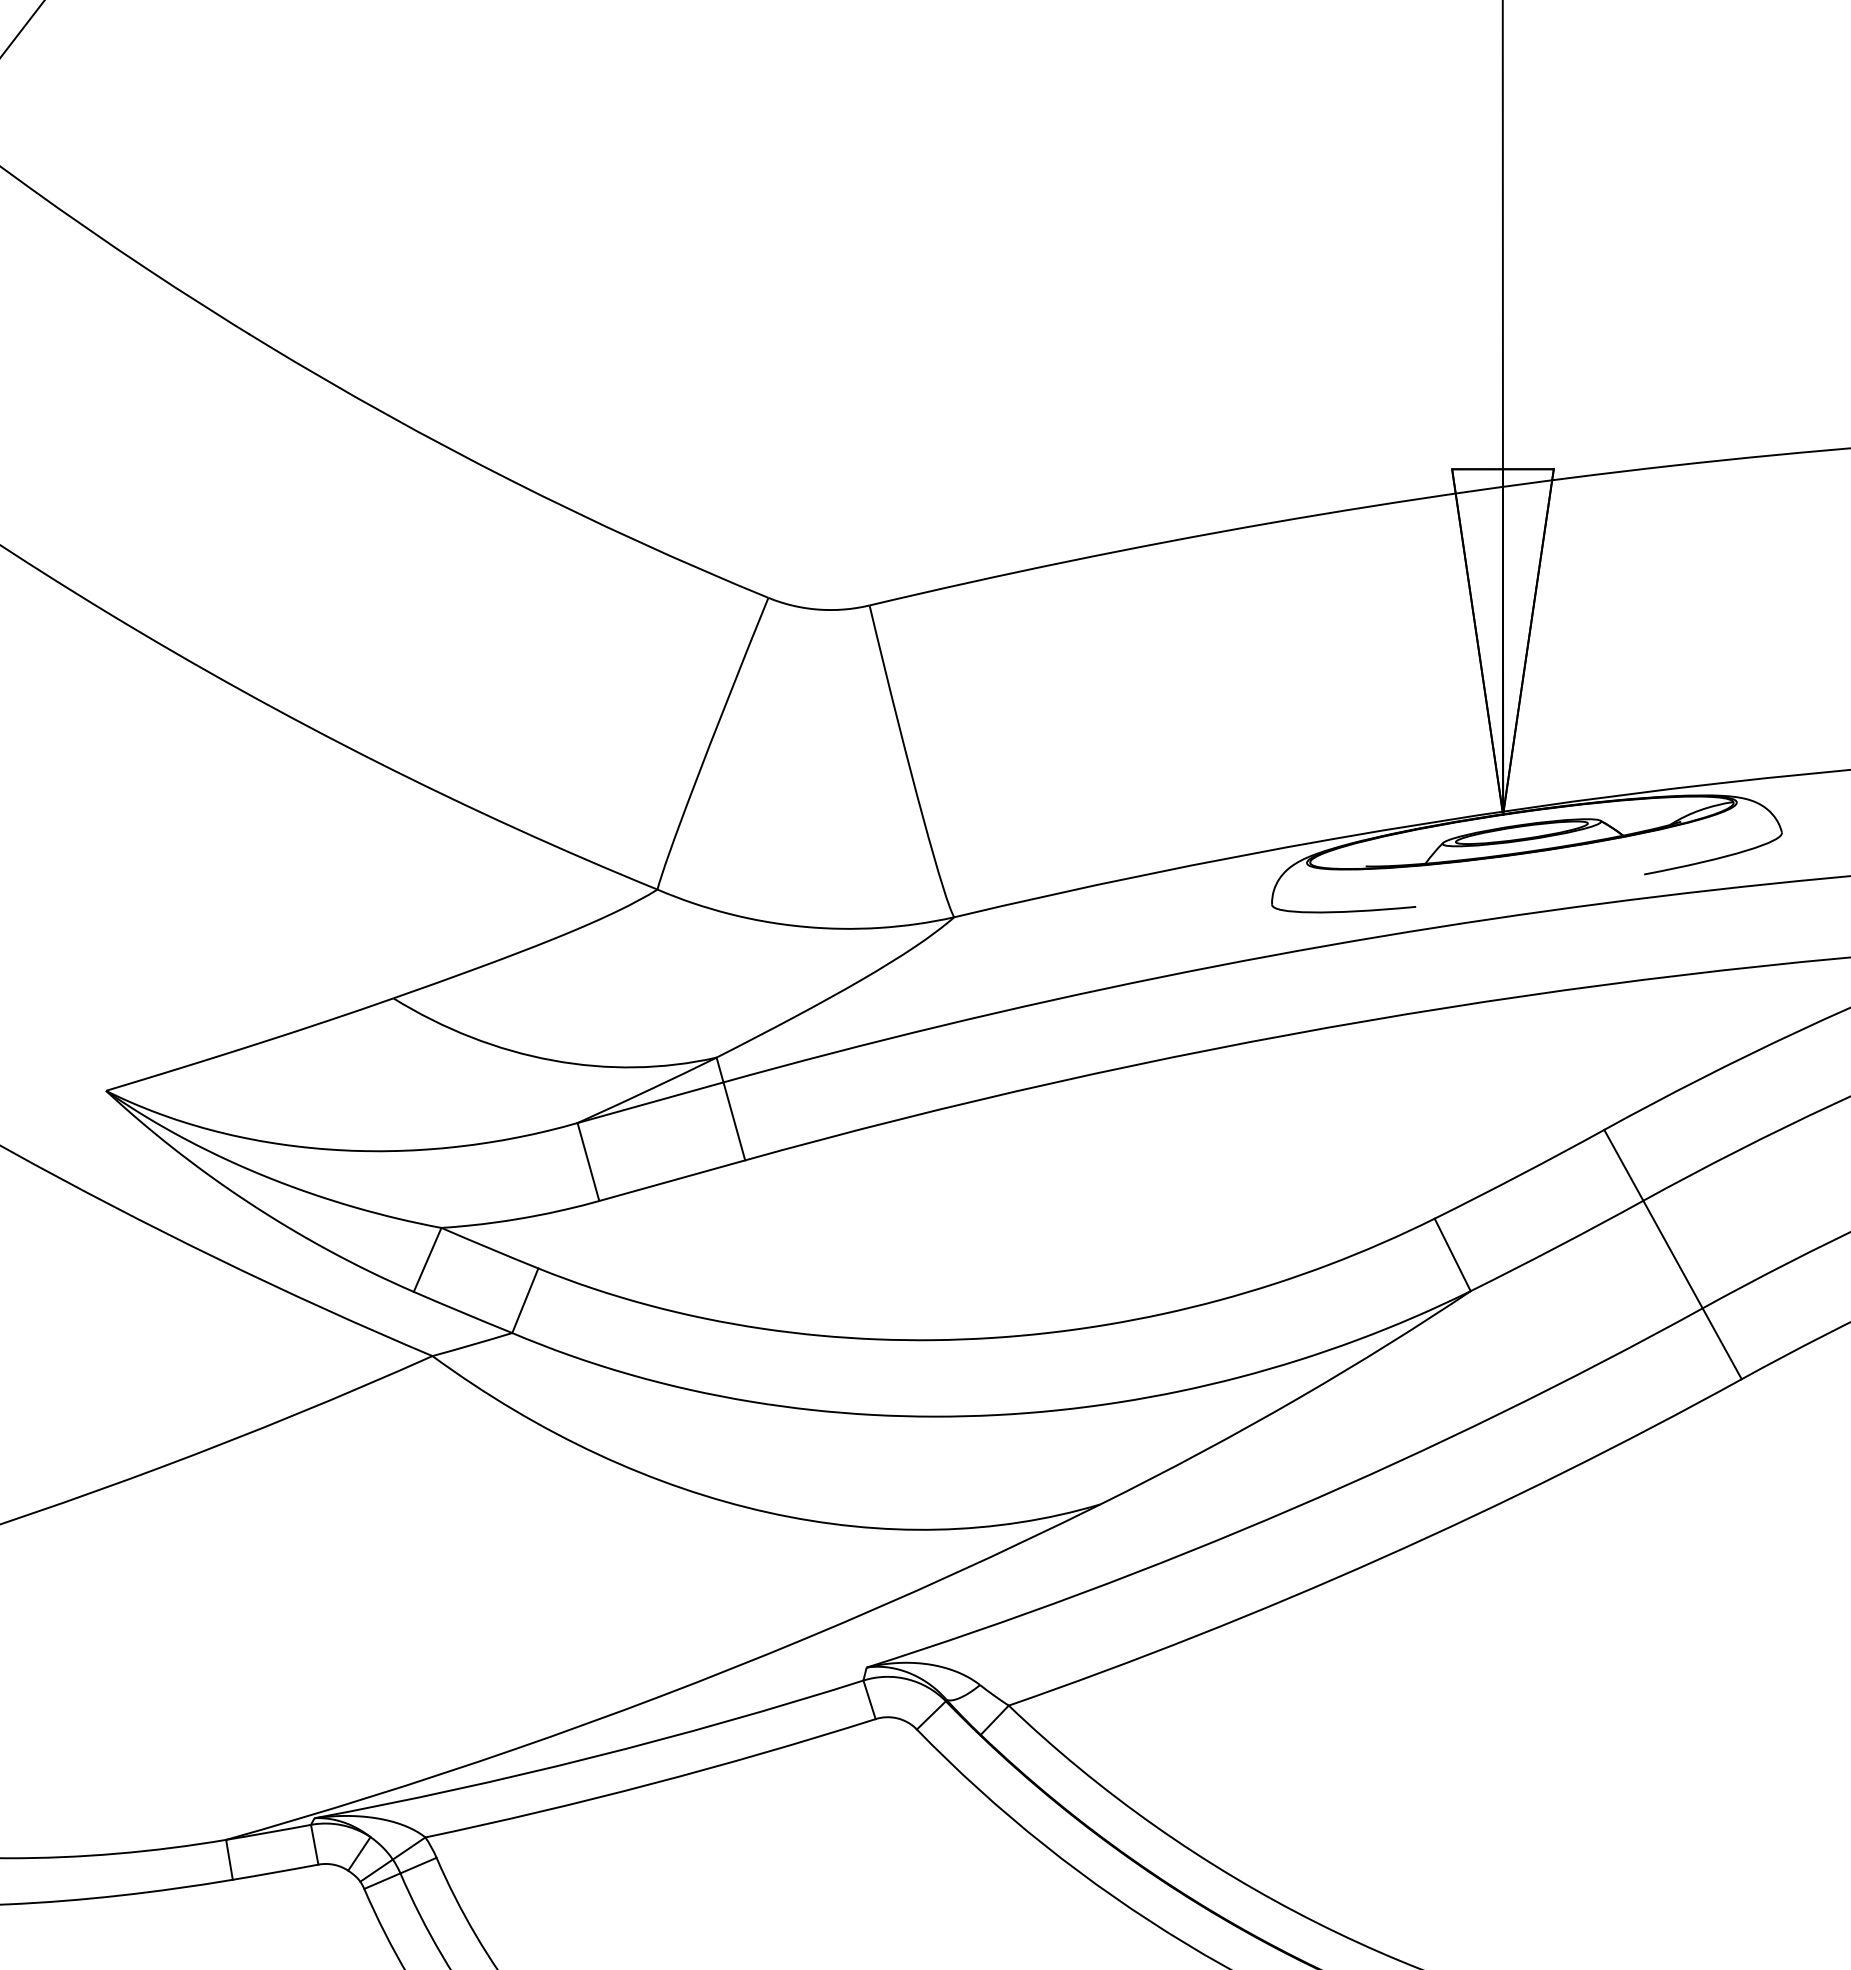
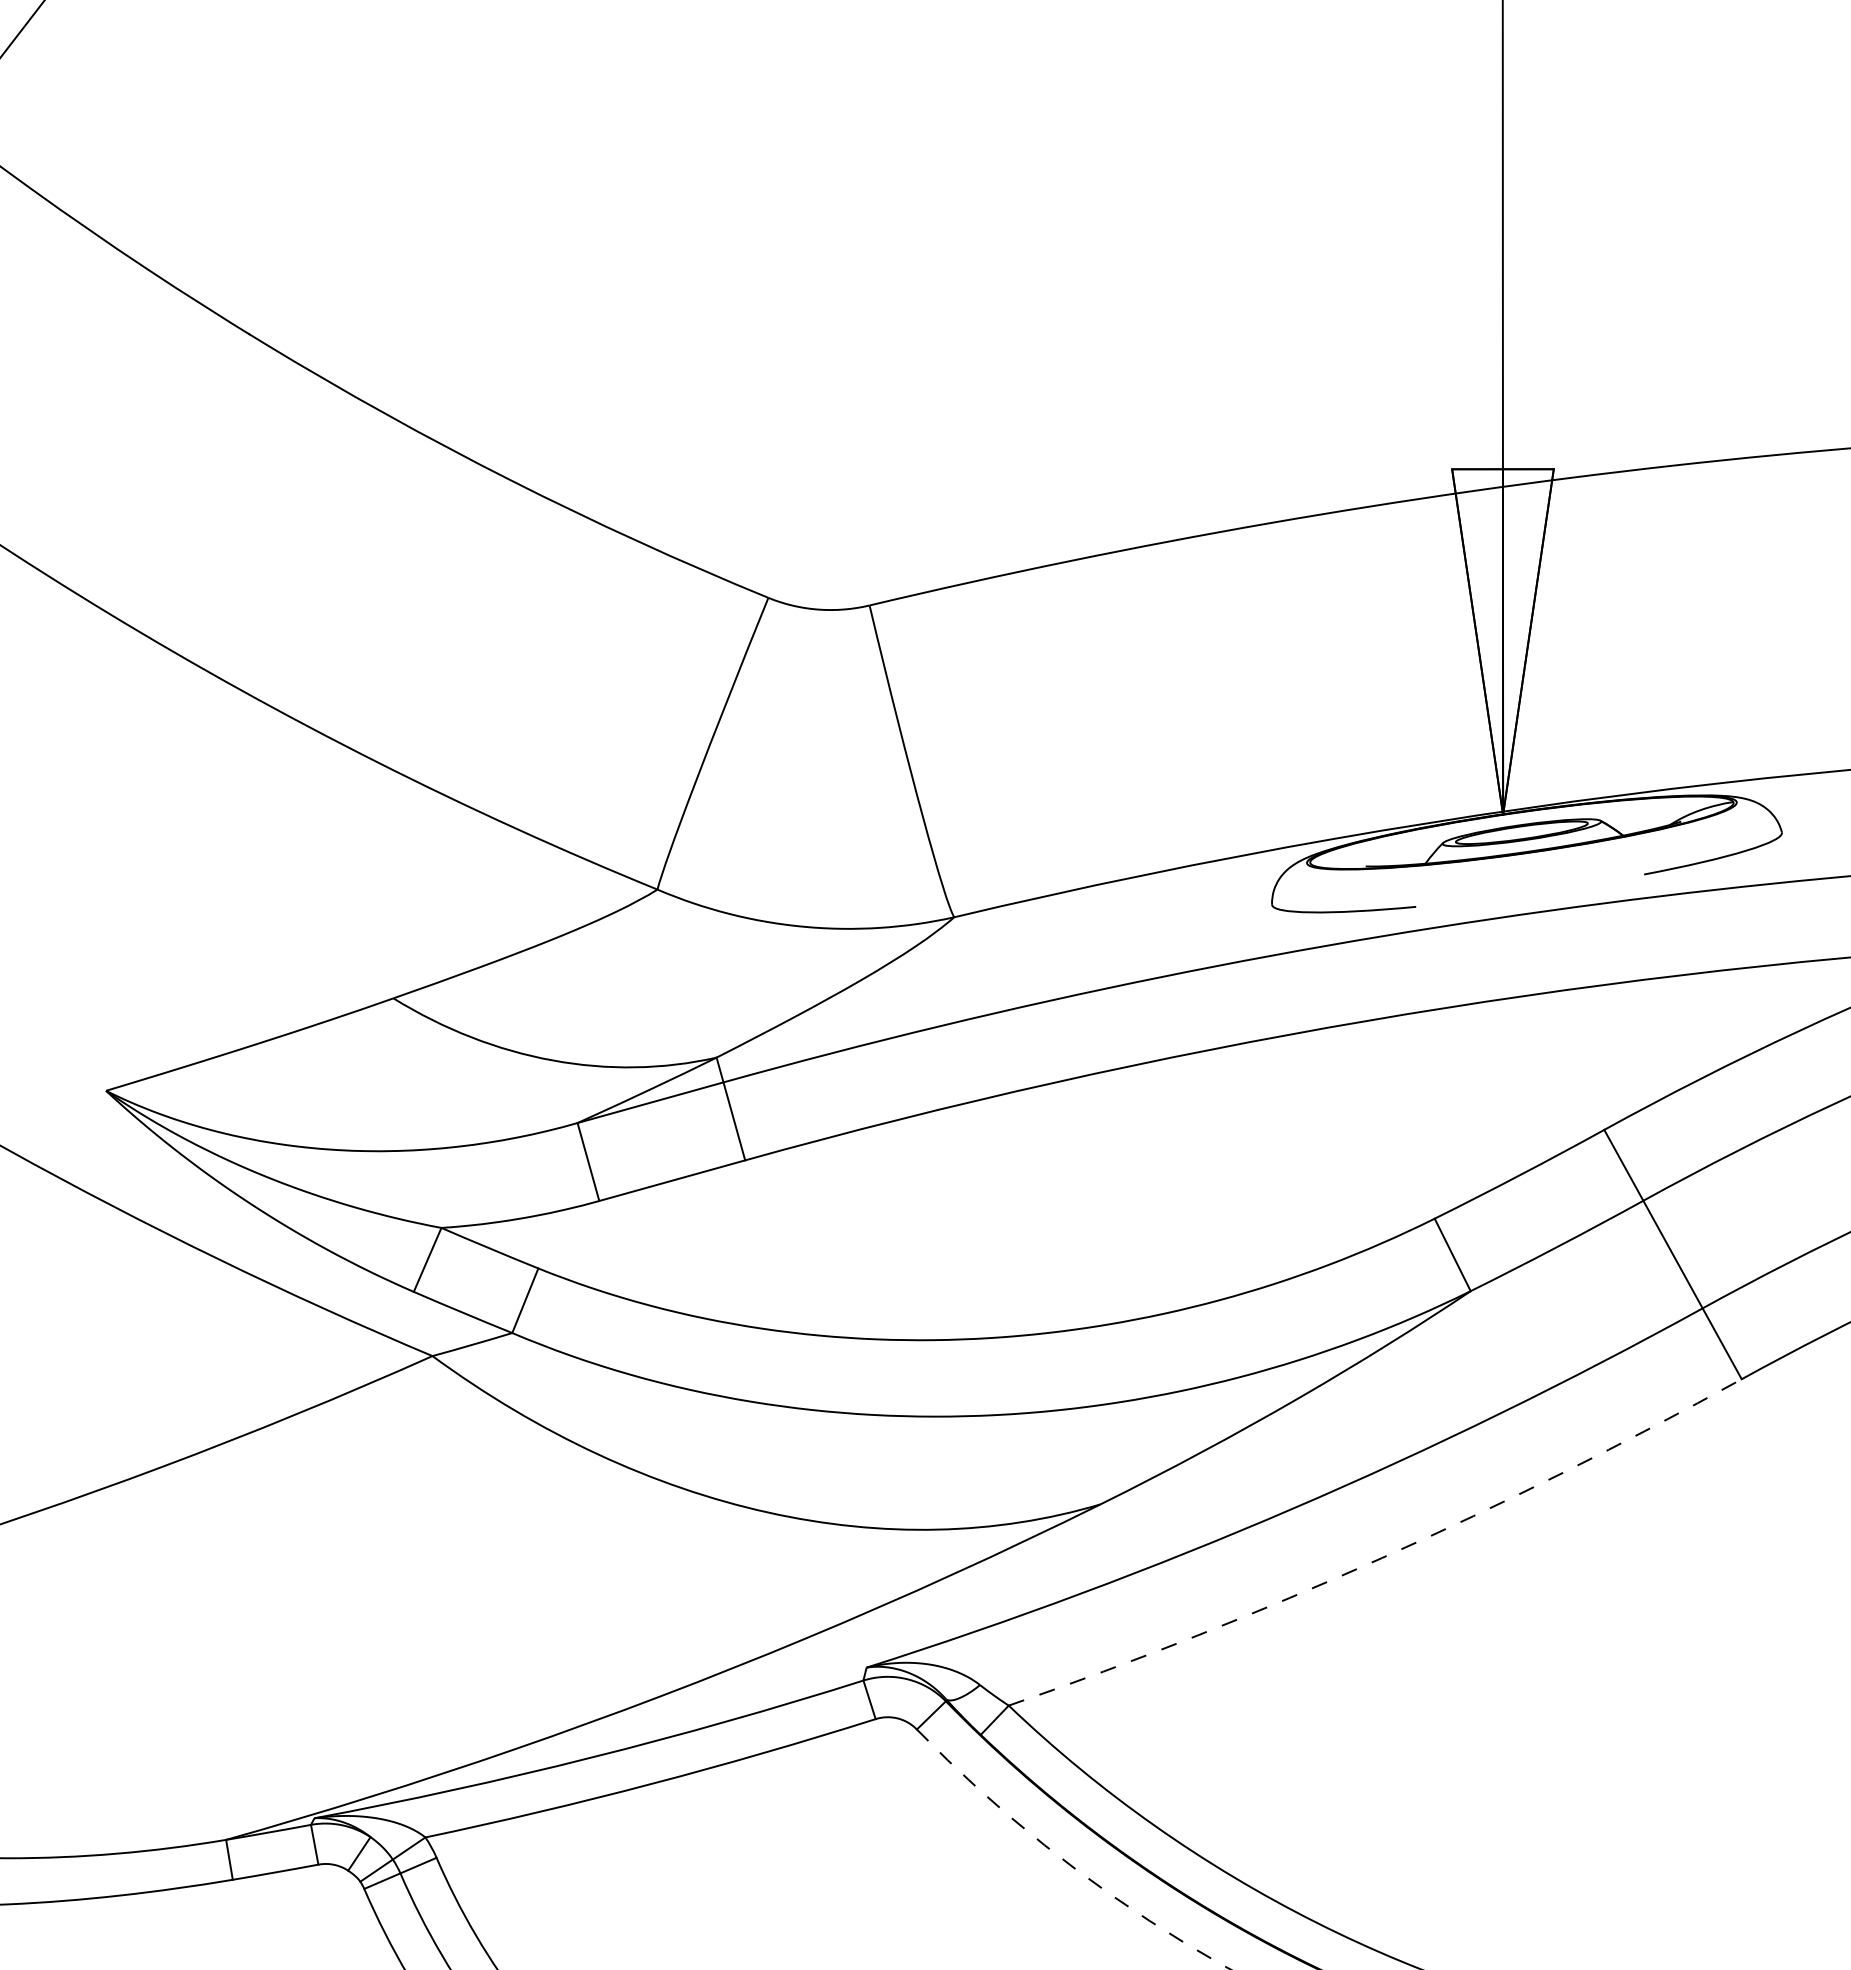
arc: solid -> dashed (1382, 1557)
arc: solid -> dashed (1065, 1861)
